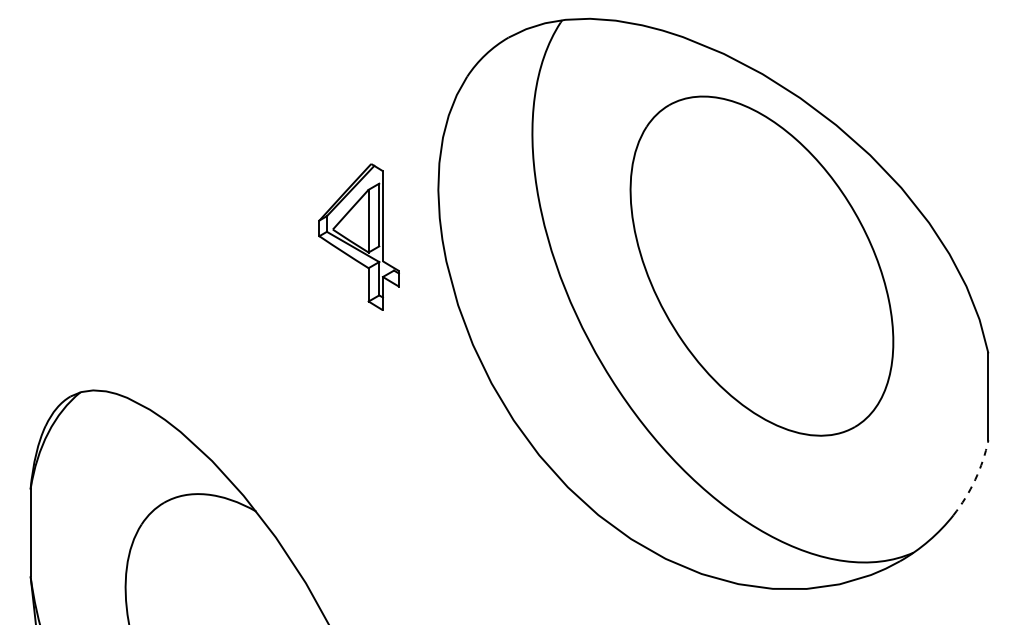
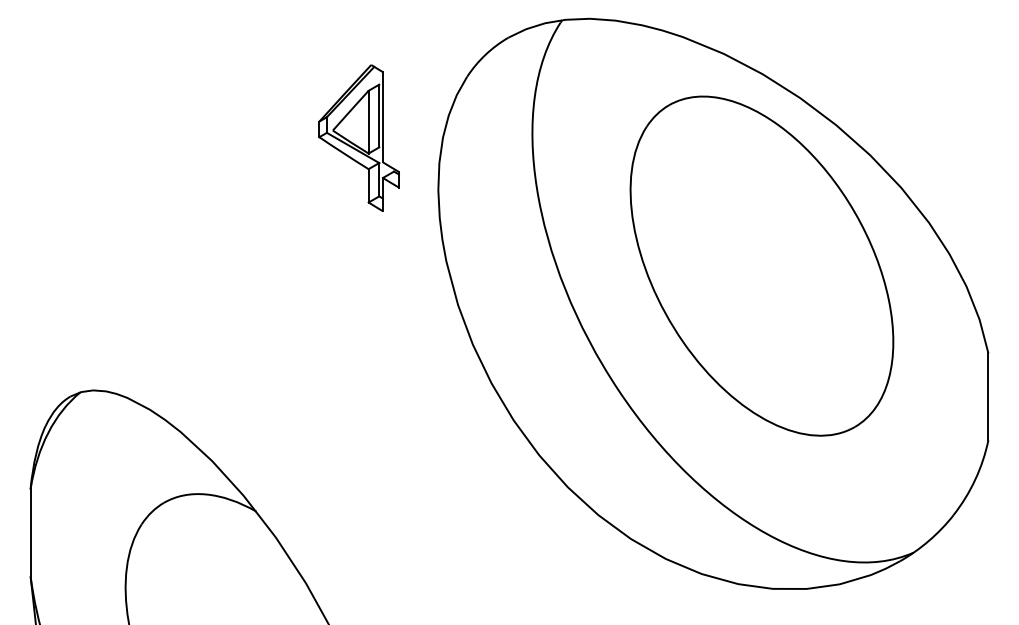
part position: (358, 236) -> (358, 137) (358, 137)
arc: dashed -> solid (975, 479)
